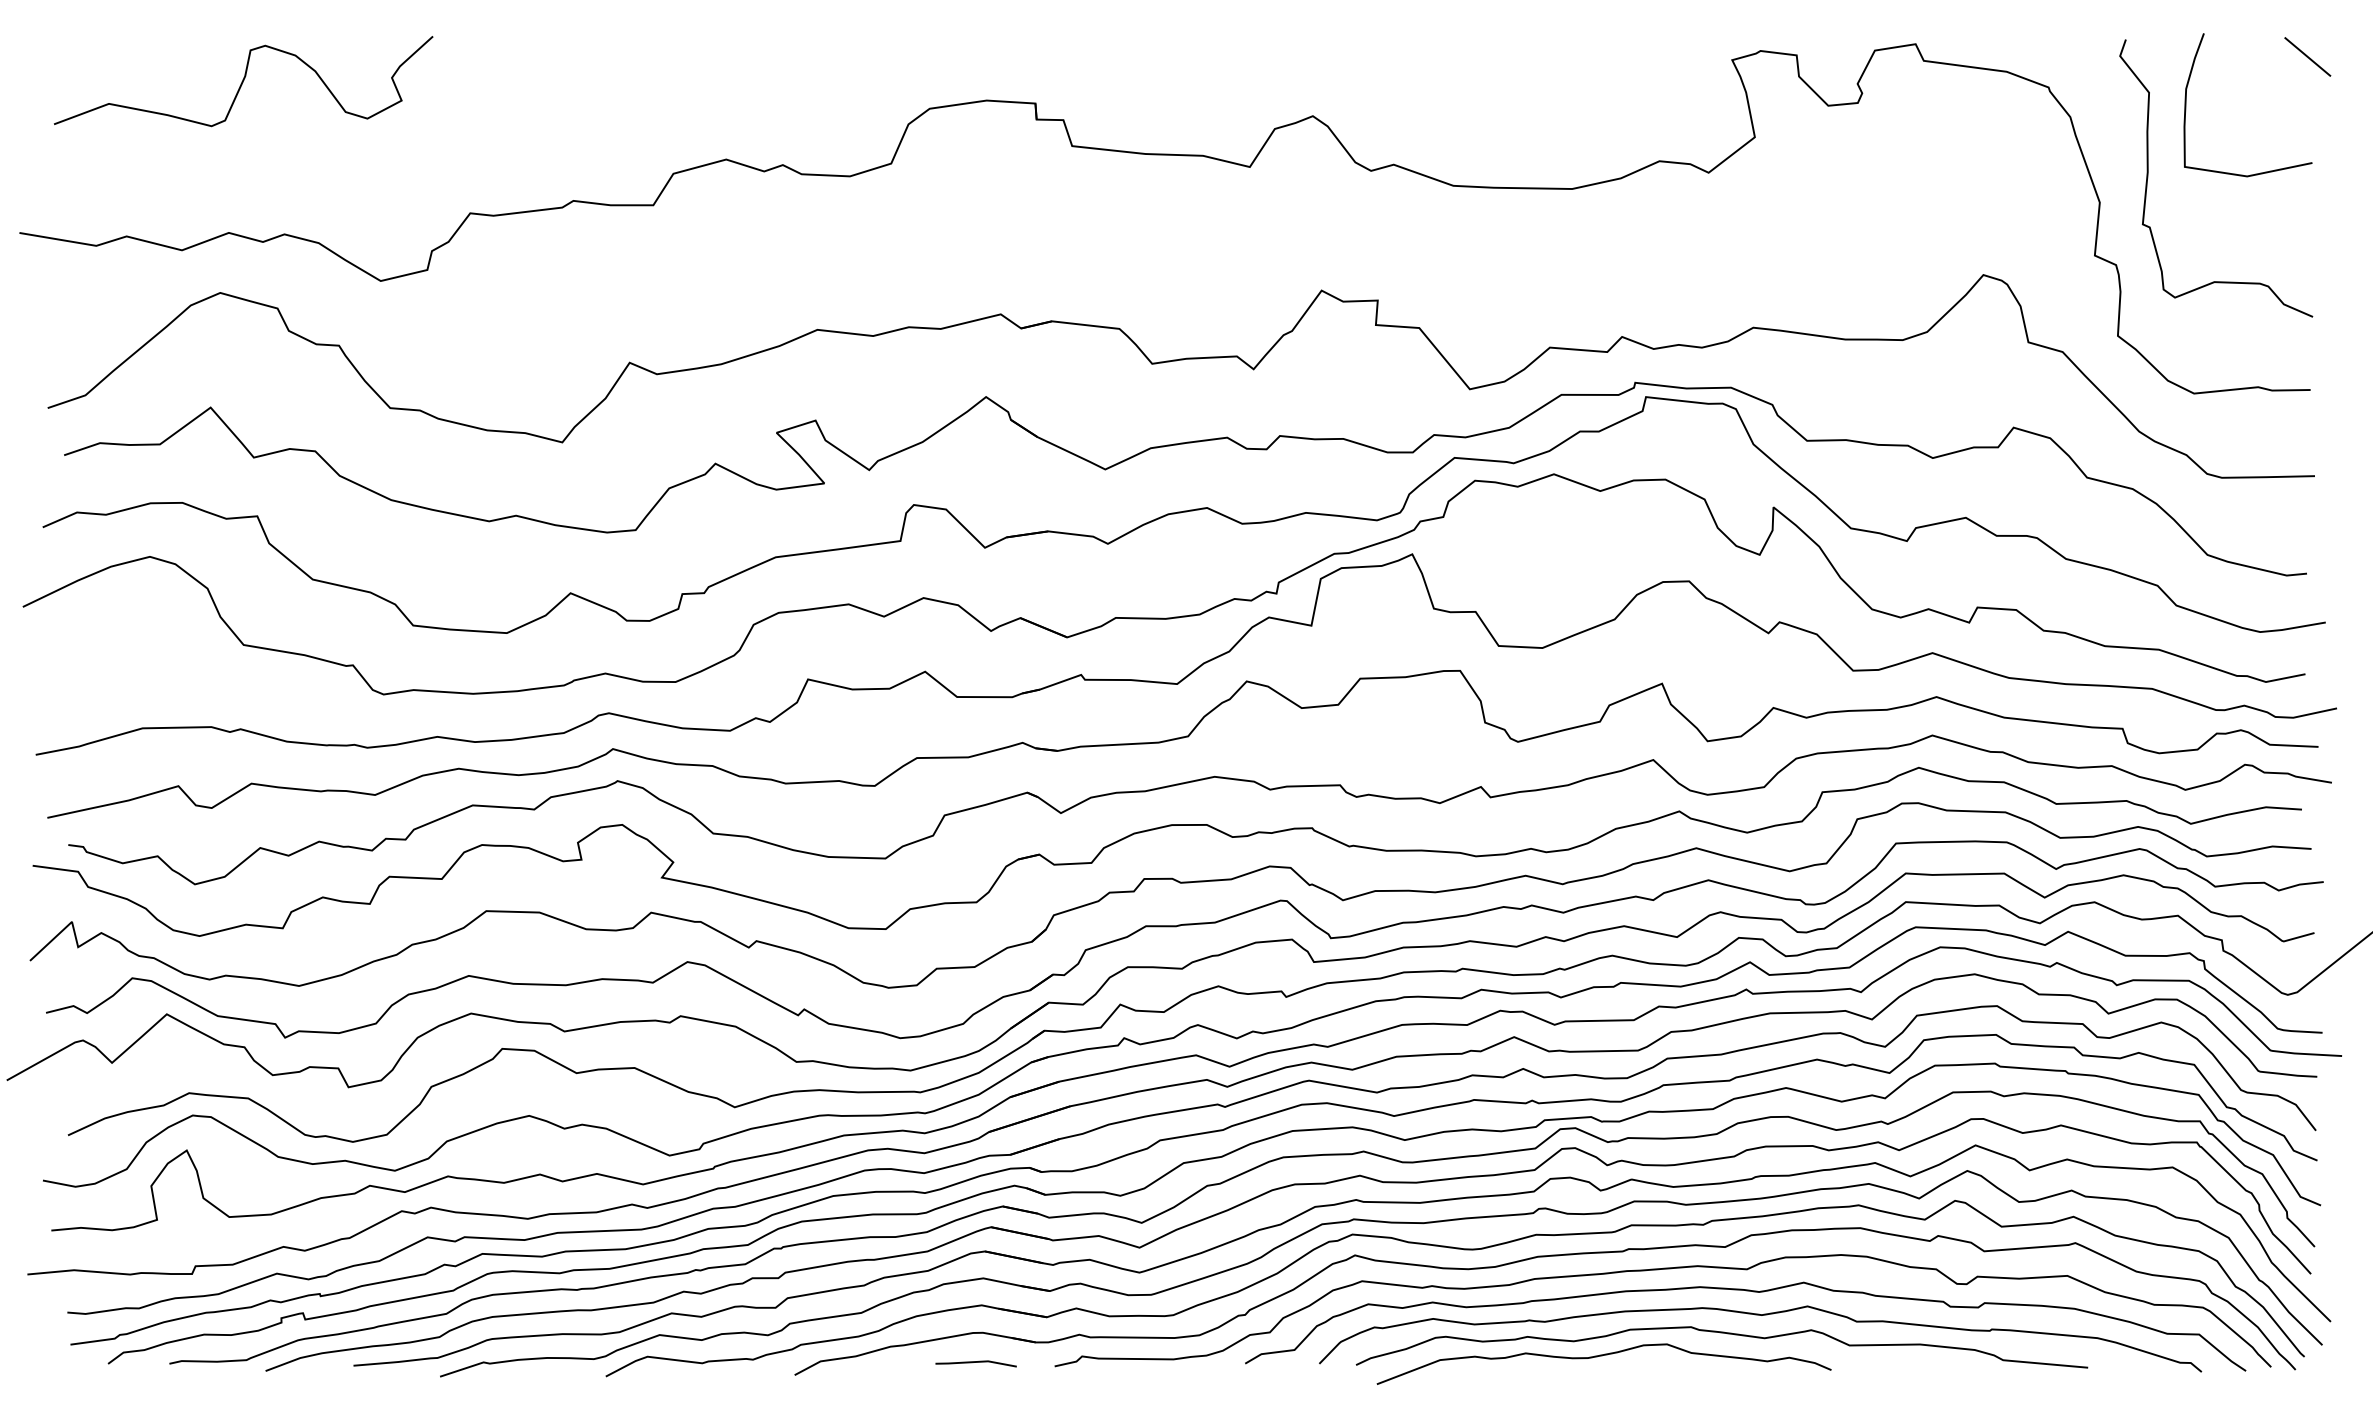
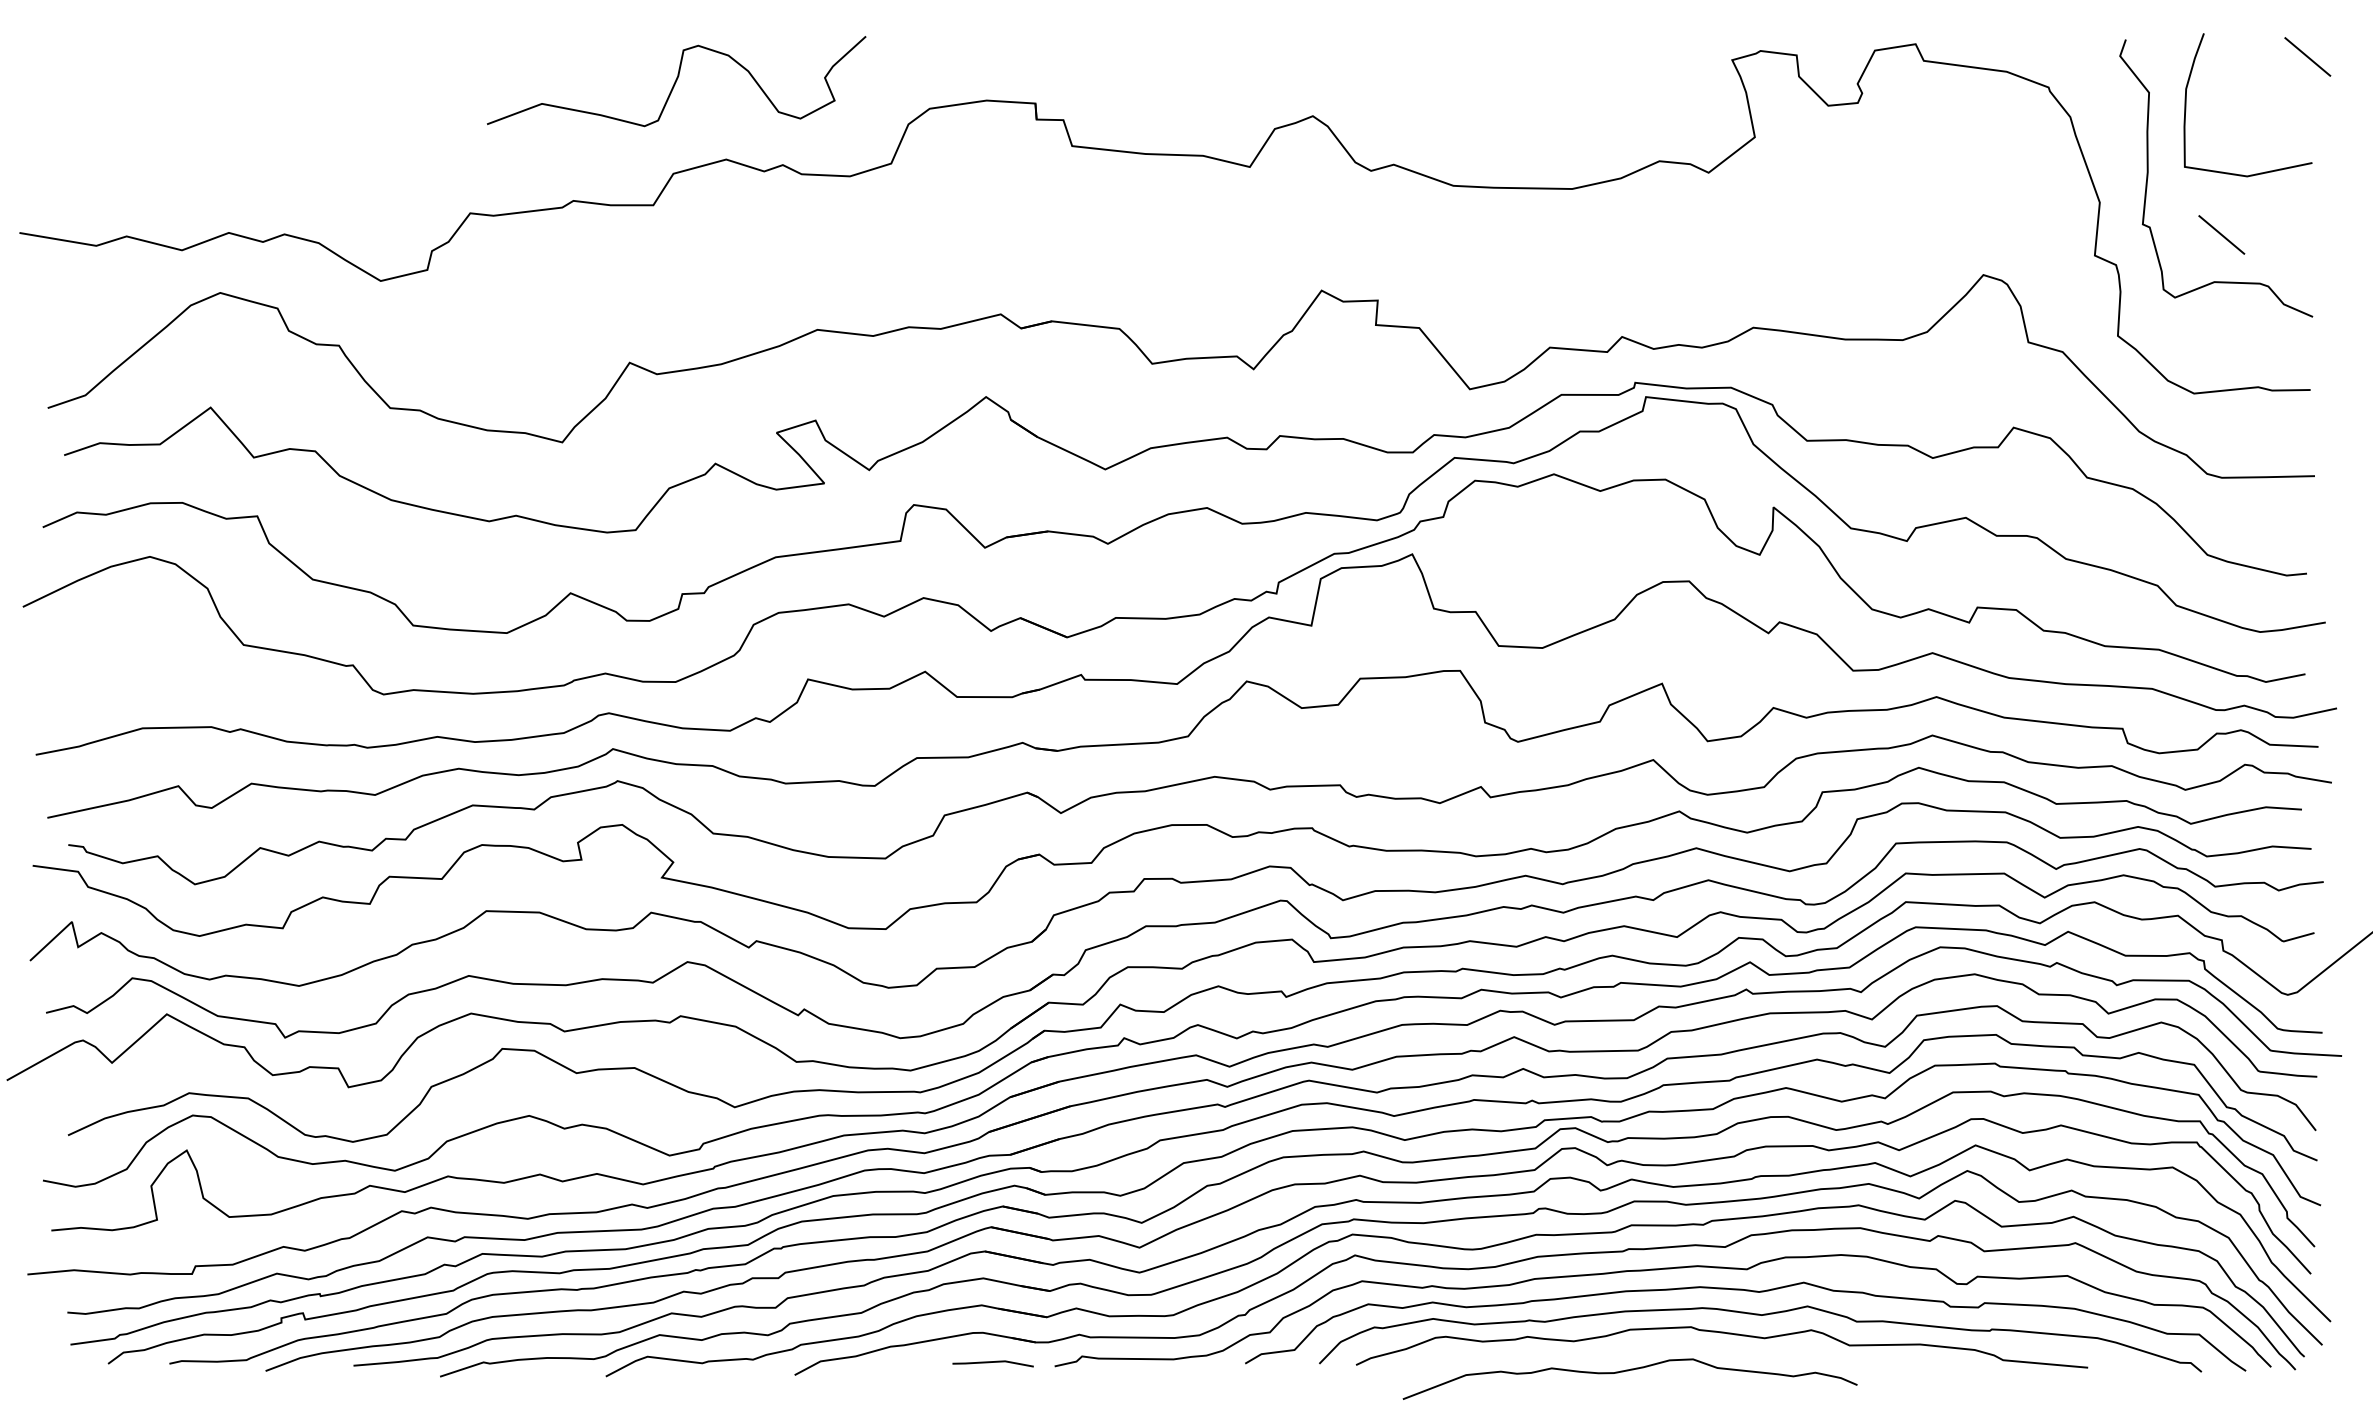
curve position: (243, 81) -> (676, 81) (676, 81)
line: none -> present (2221, 234)
curve position: (1602, 1356) -> (1628, 1371) (1628, 1371)
line position: (975, 1362) -> (992, 1362) (992, 1362)
